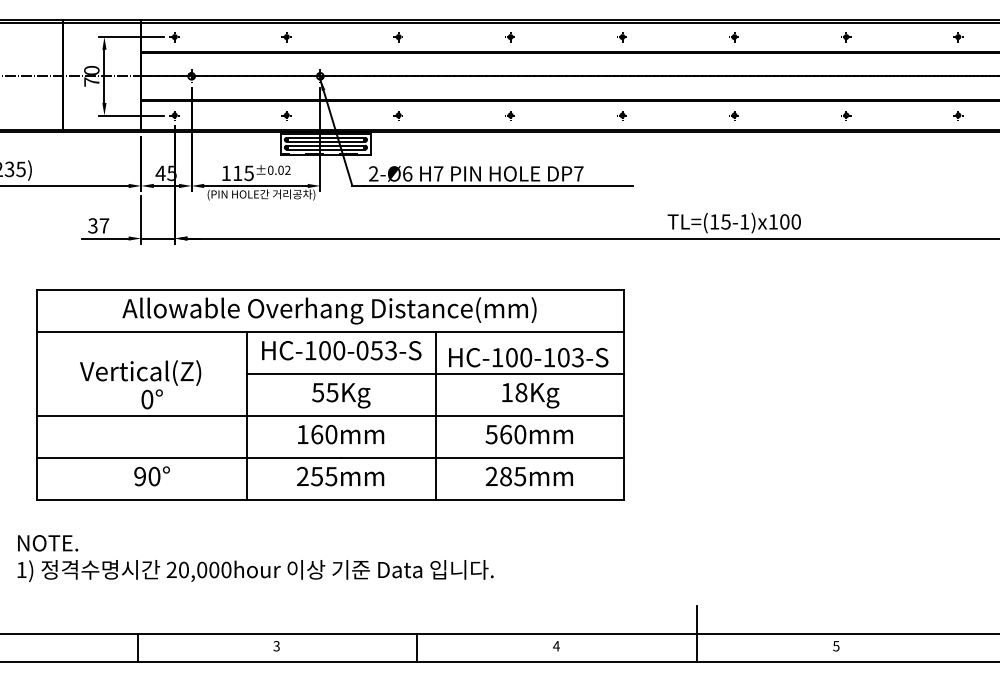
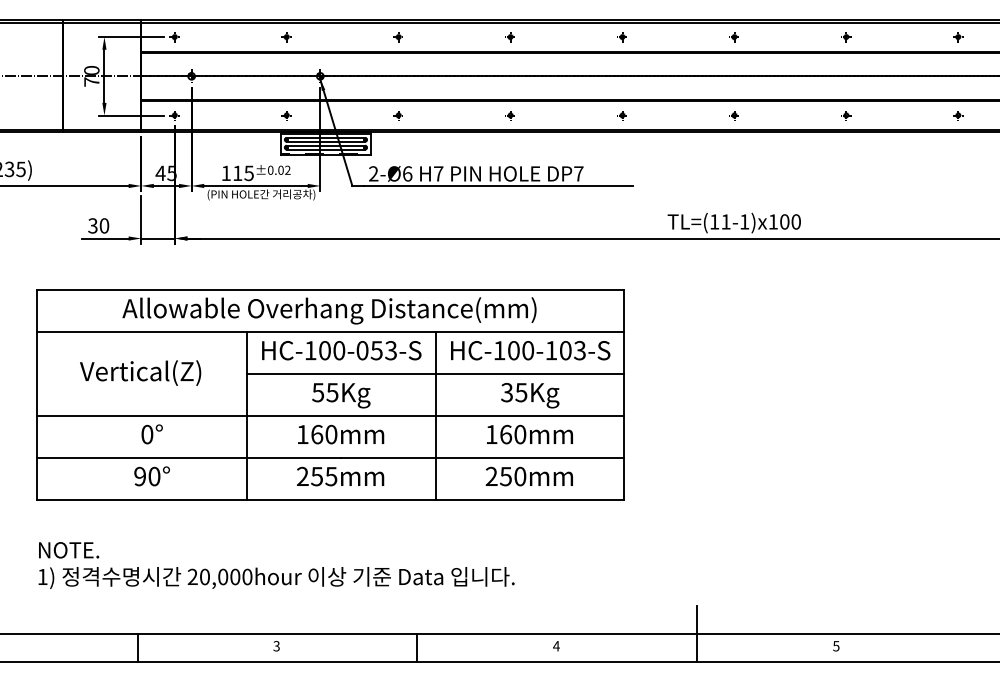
text: TL=(15-1)x100 -> TL=(11-1)x100 (725, 221)
text: 37 -> 30 (104, 225)
text position: (528, 357) -> (530, 350) (530, 350)
text: 18Kg -> 35Kg (514, 392)
text position: (151, 399) -> (151, 434) (151, 434)
text: 560mm -> 160mm (491, 434)
text: 285mm -> 250mm (512, 476)
text position: (255, 558) -> (276, 565) (276, 565)
